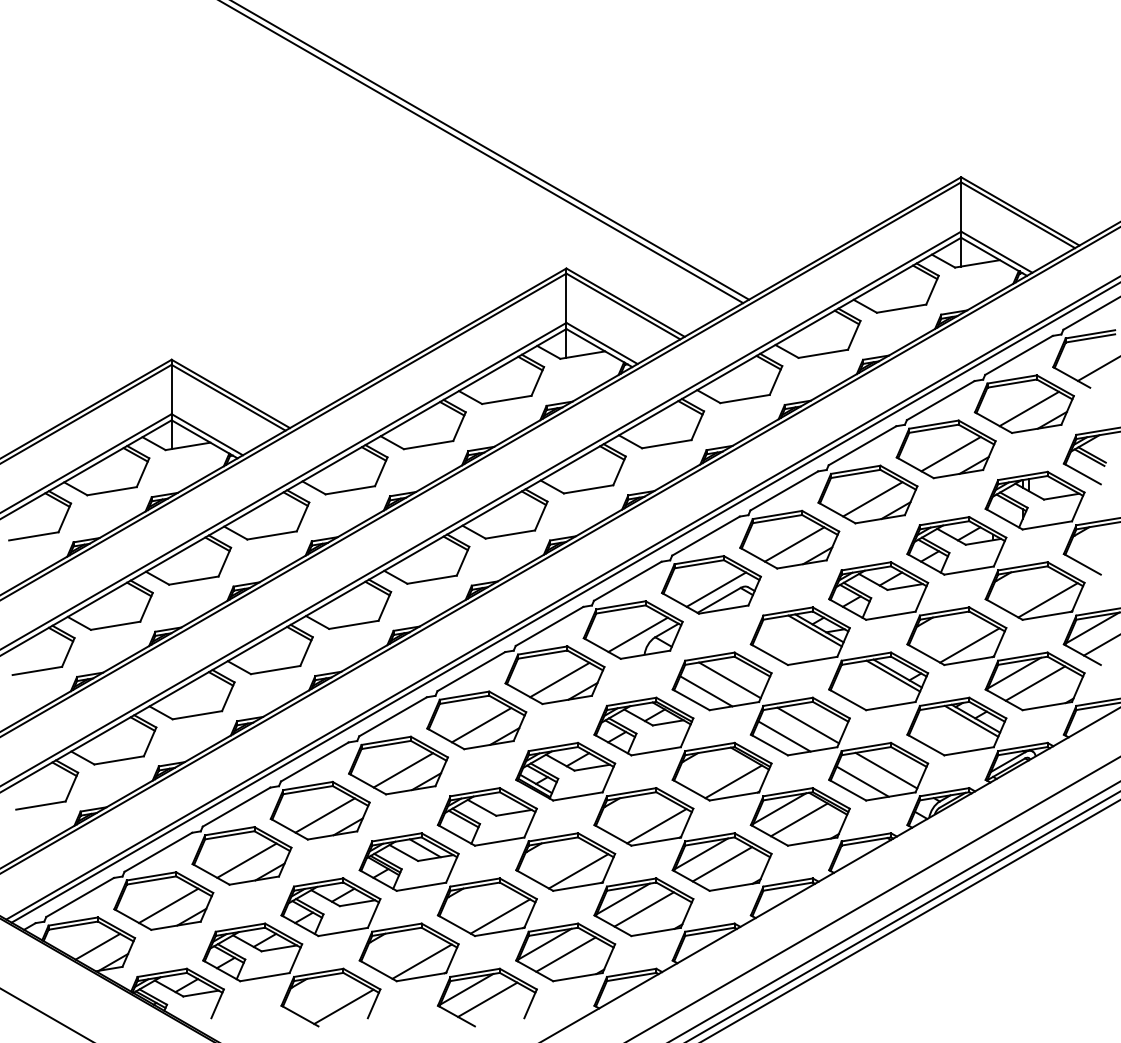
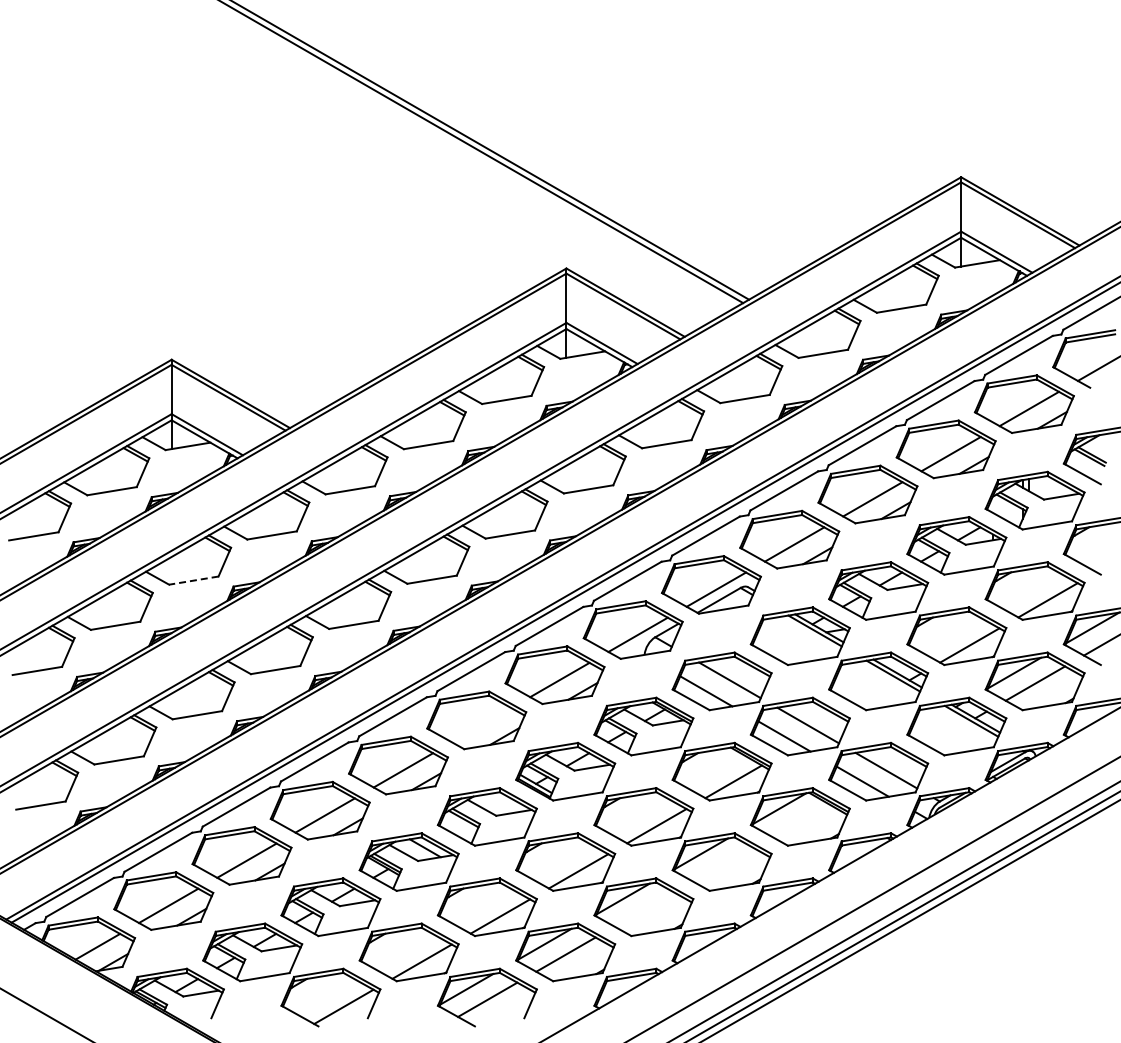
line: solid -> dashed (193, 580)
line: present -> none (481, 725)
line: present -> none (799, 819)
line: present -> none (722, 864)
line: present -> none (643, 909)
